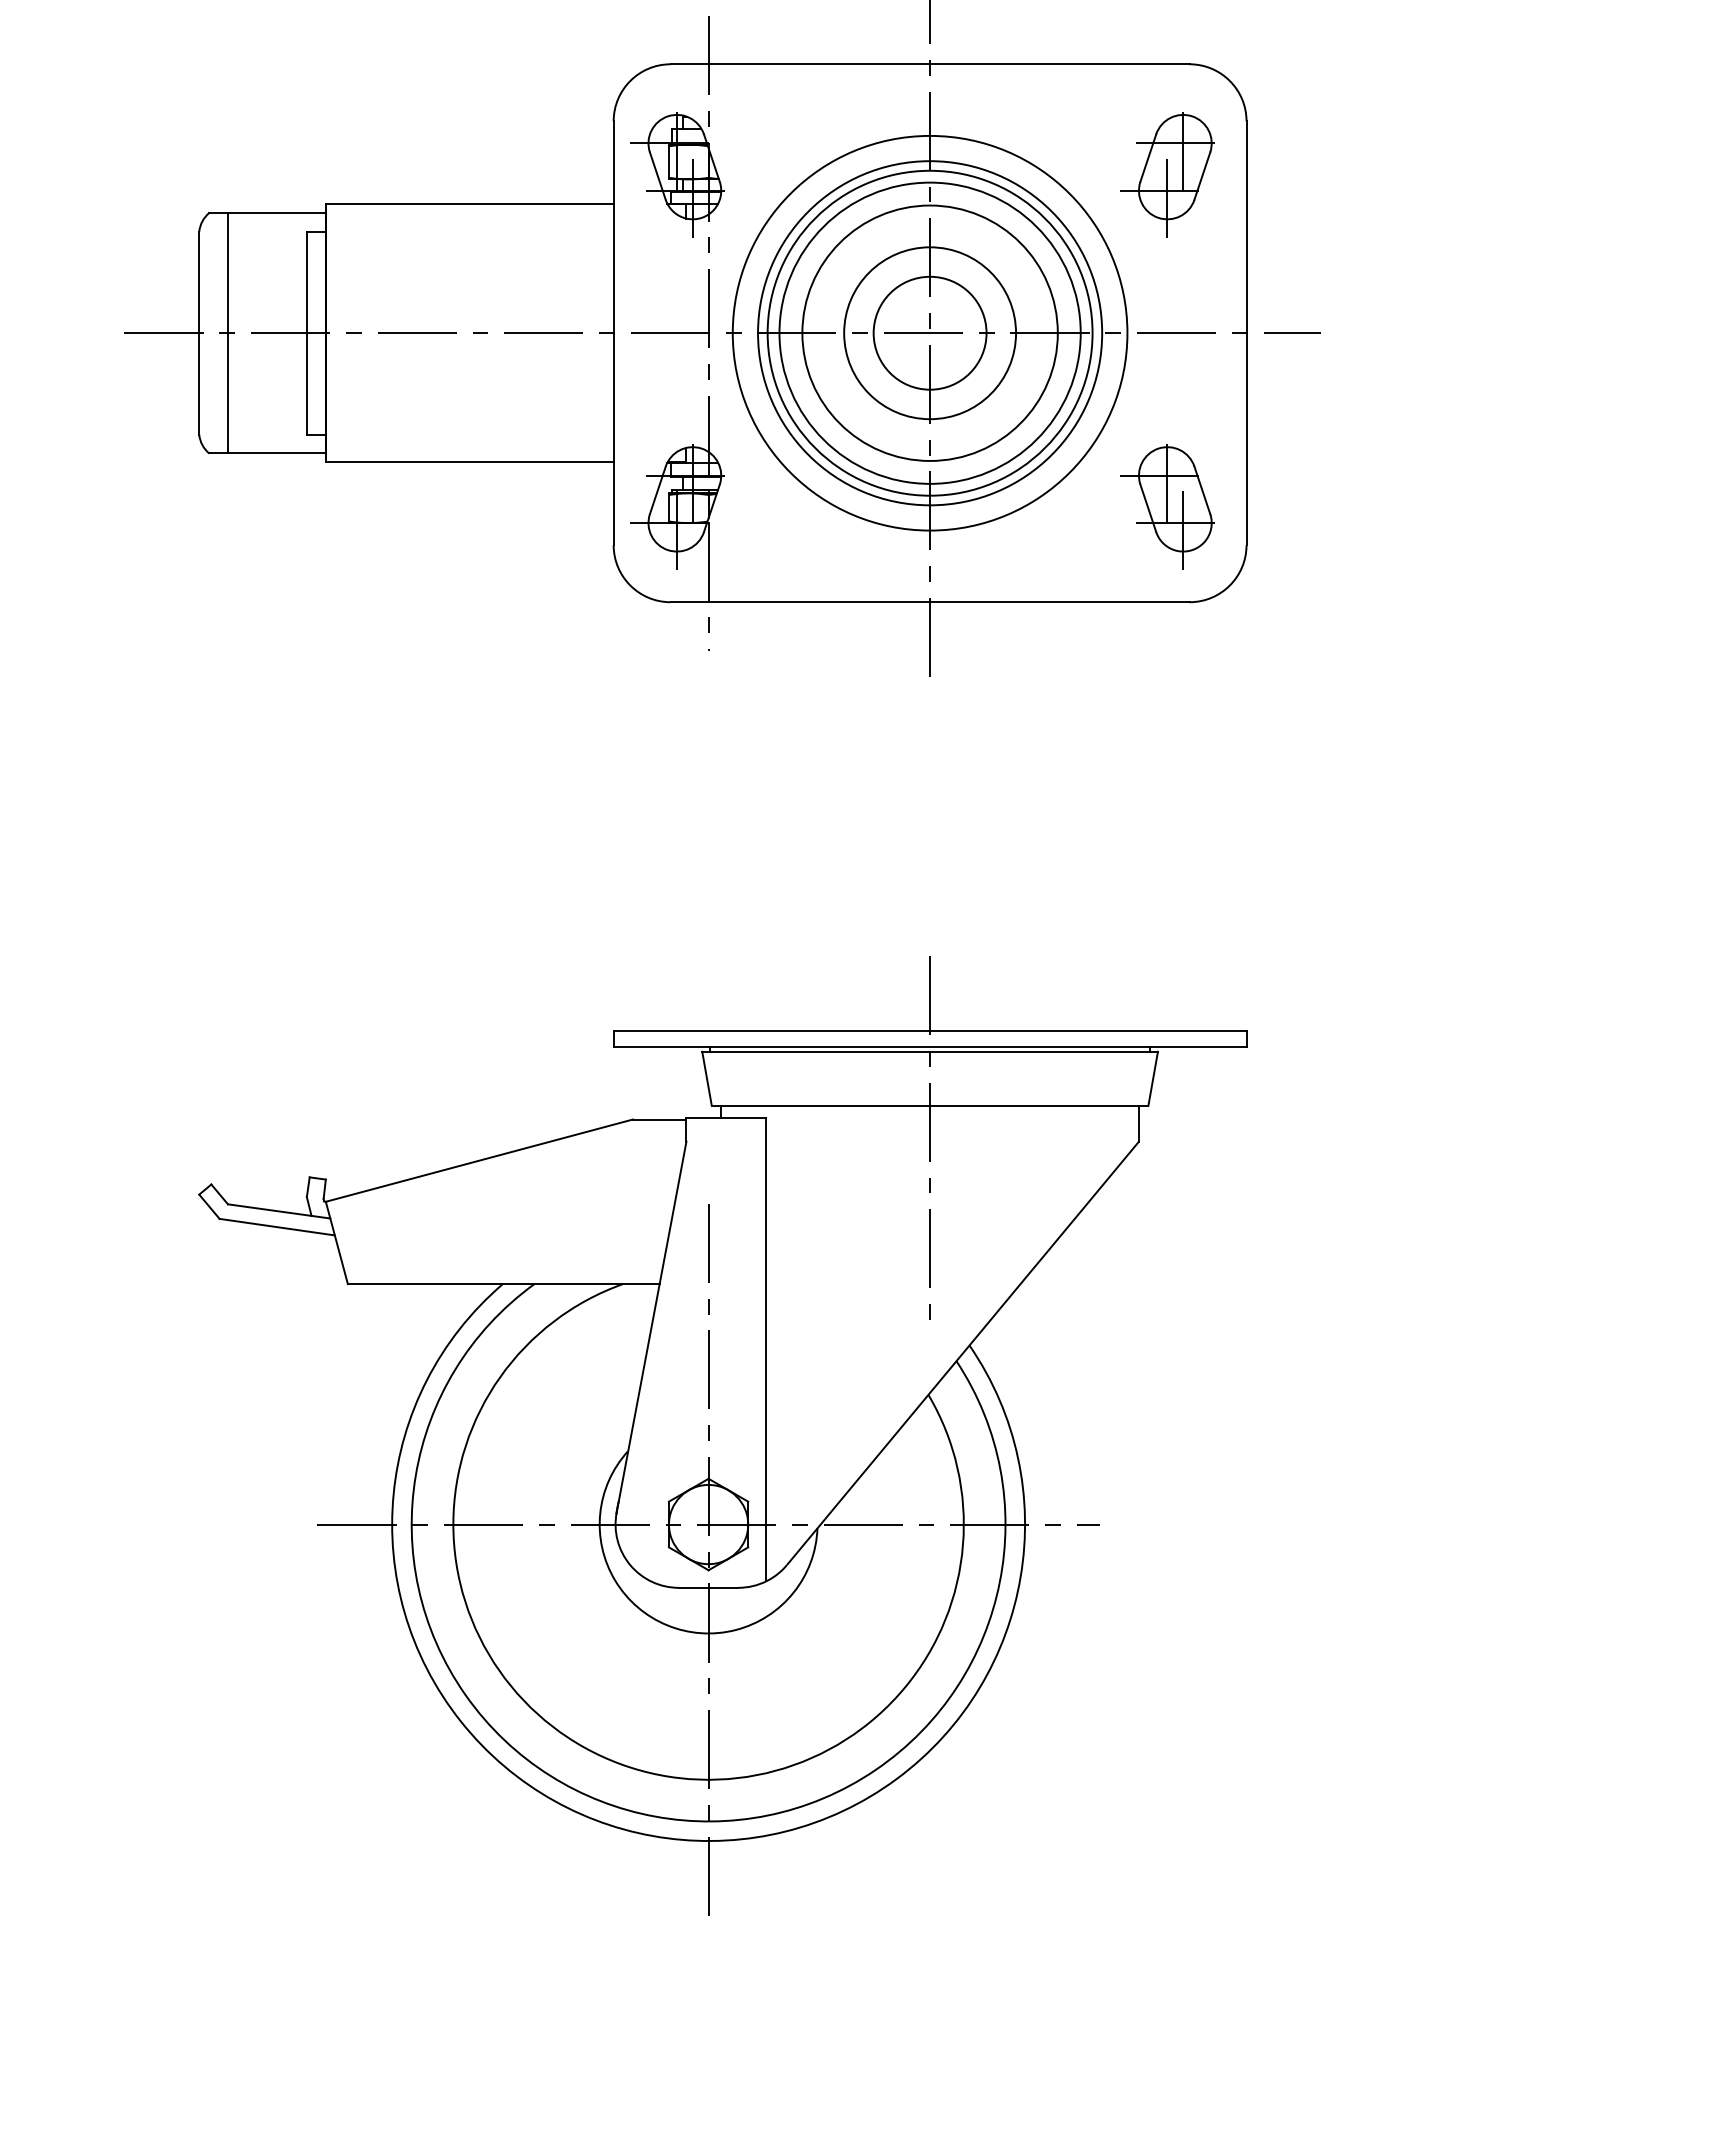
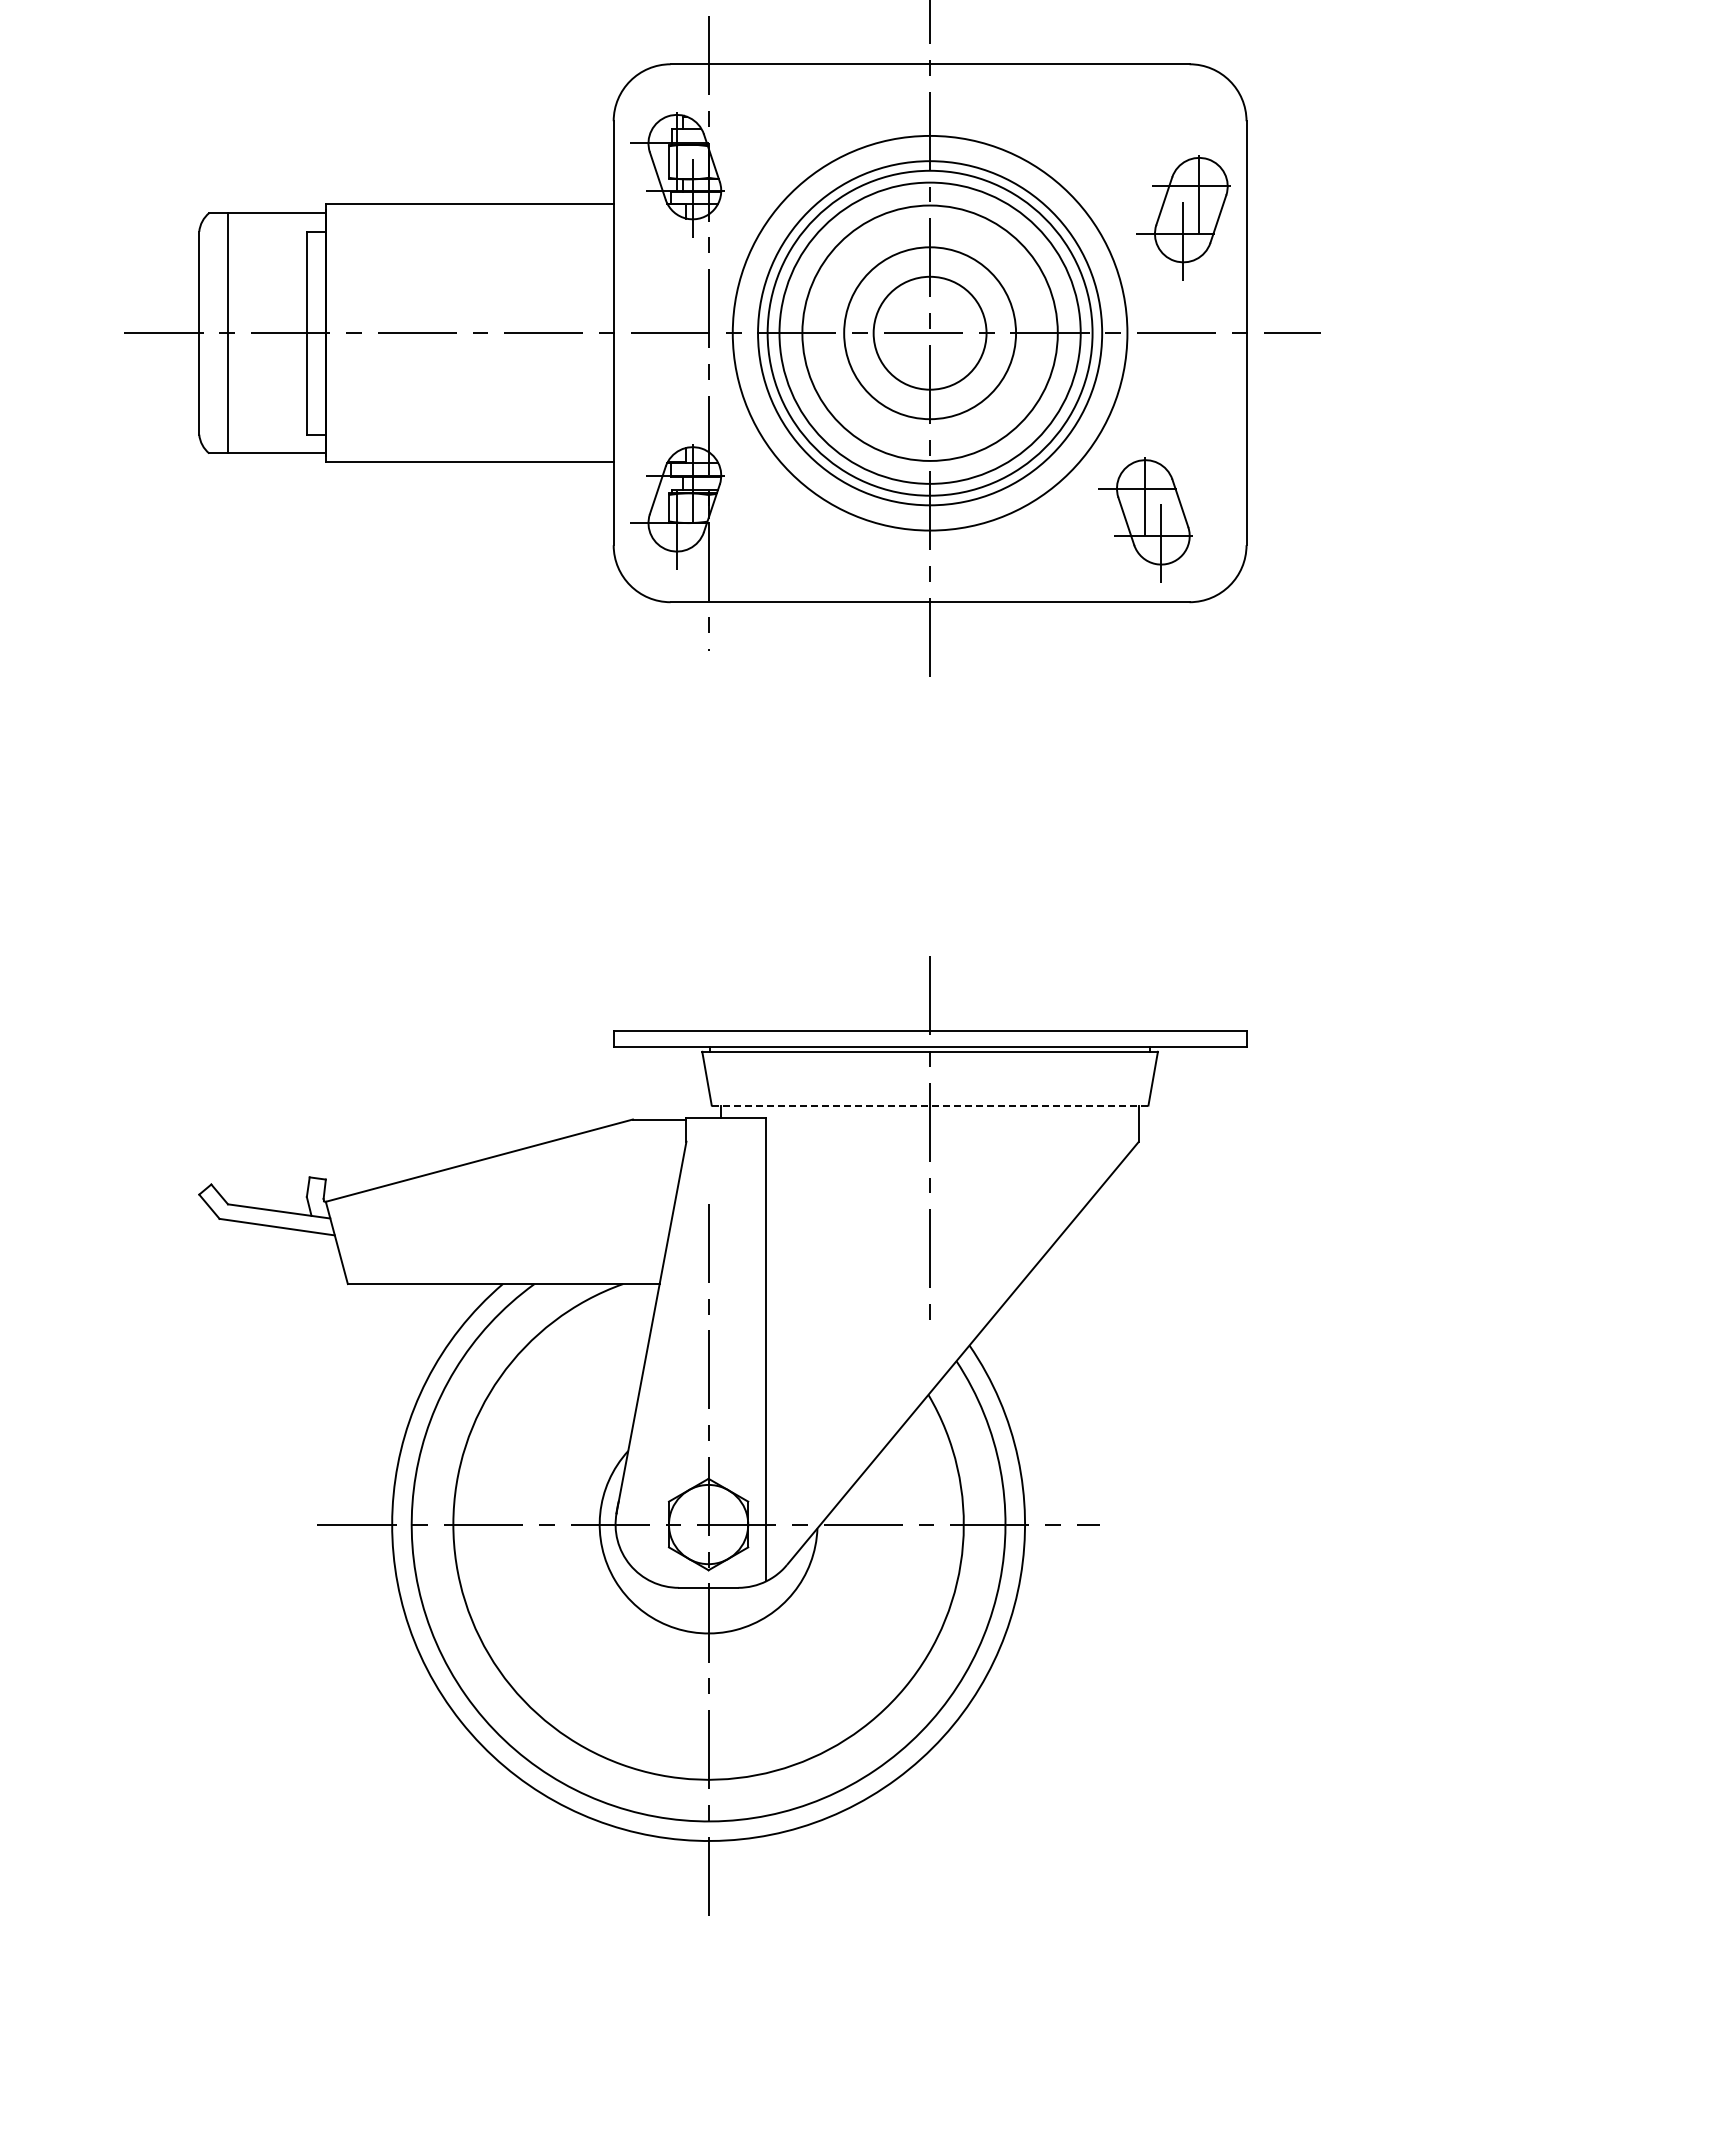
part position: (1167, 174) -> (1183, 217) (1183, 217)
part position: (1167, 506) -> (1145, 519) (1145, 519)
line: solid -> dashed (930, 1105)
